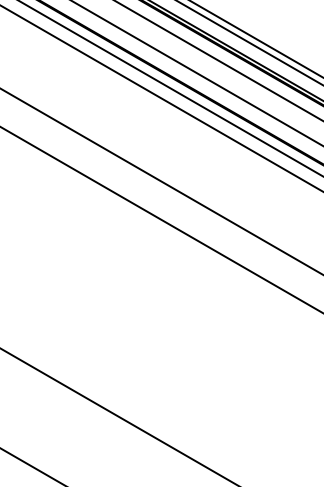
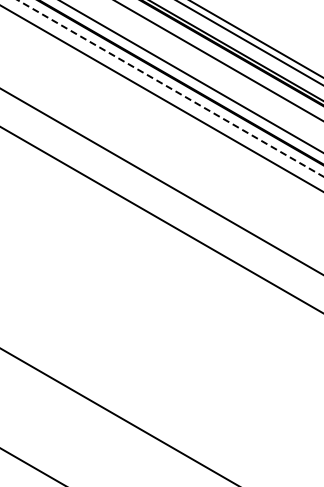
line position: (196, 73) -> (191, 76) (191, 76)
line: solid -> dashed (170, 88)
